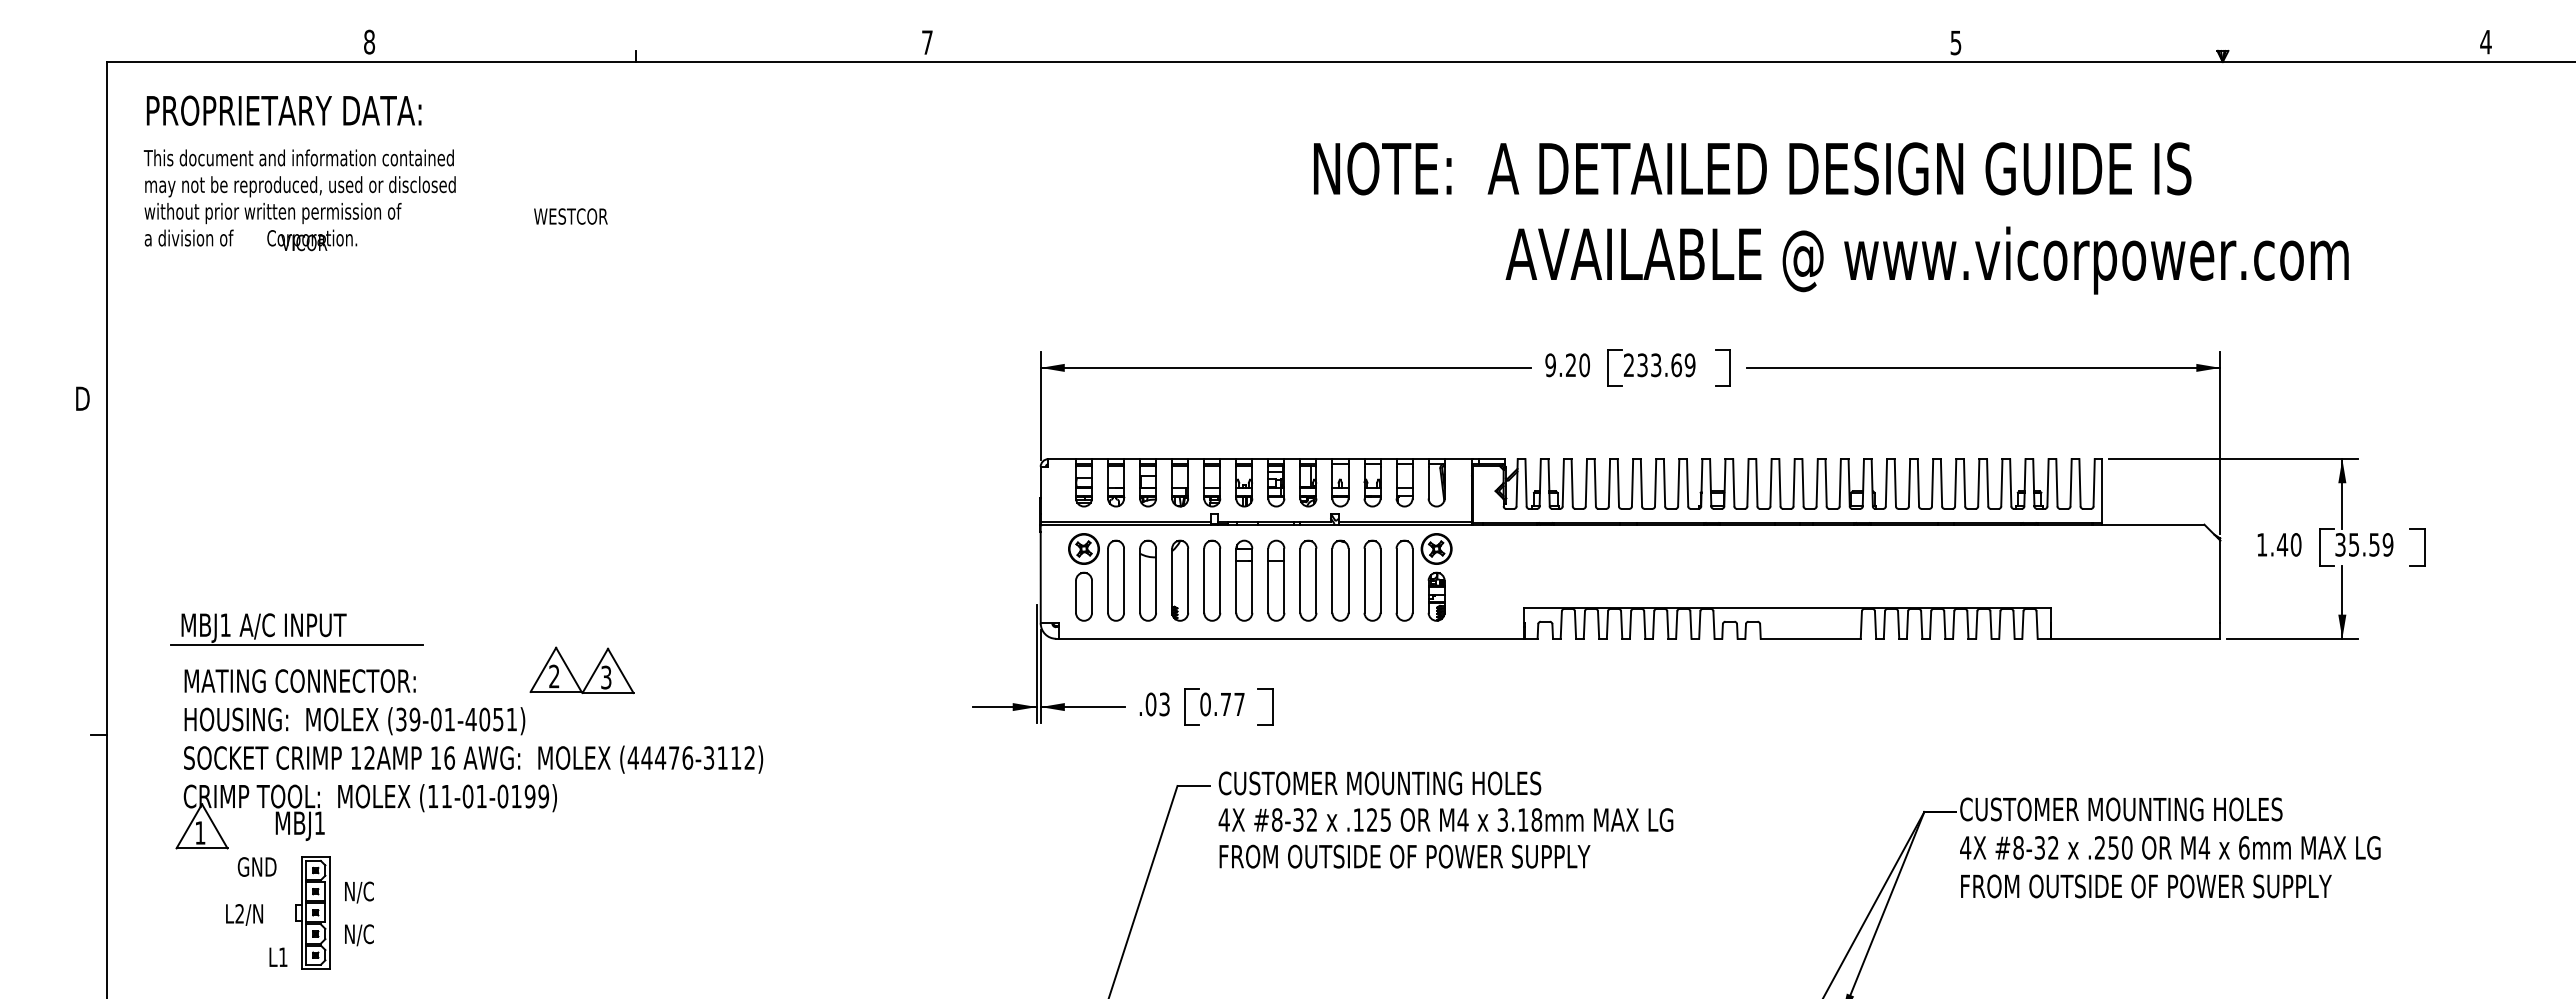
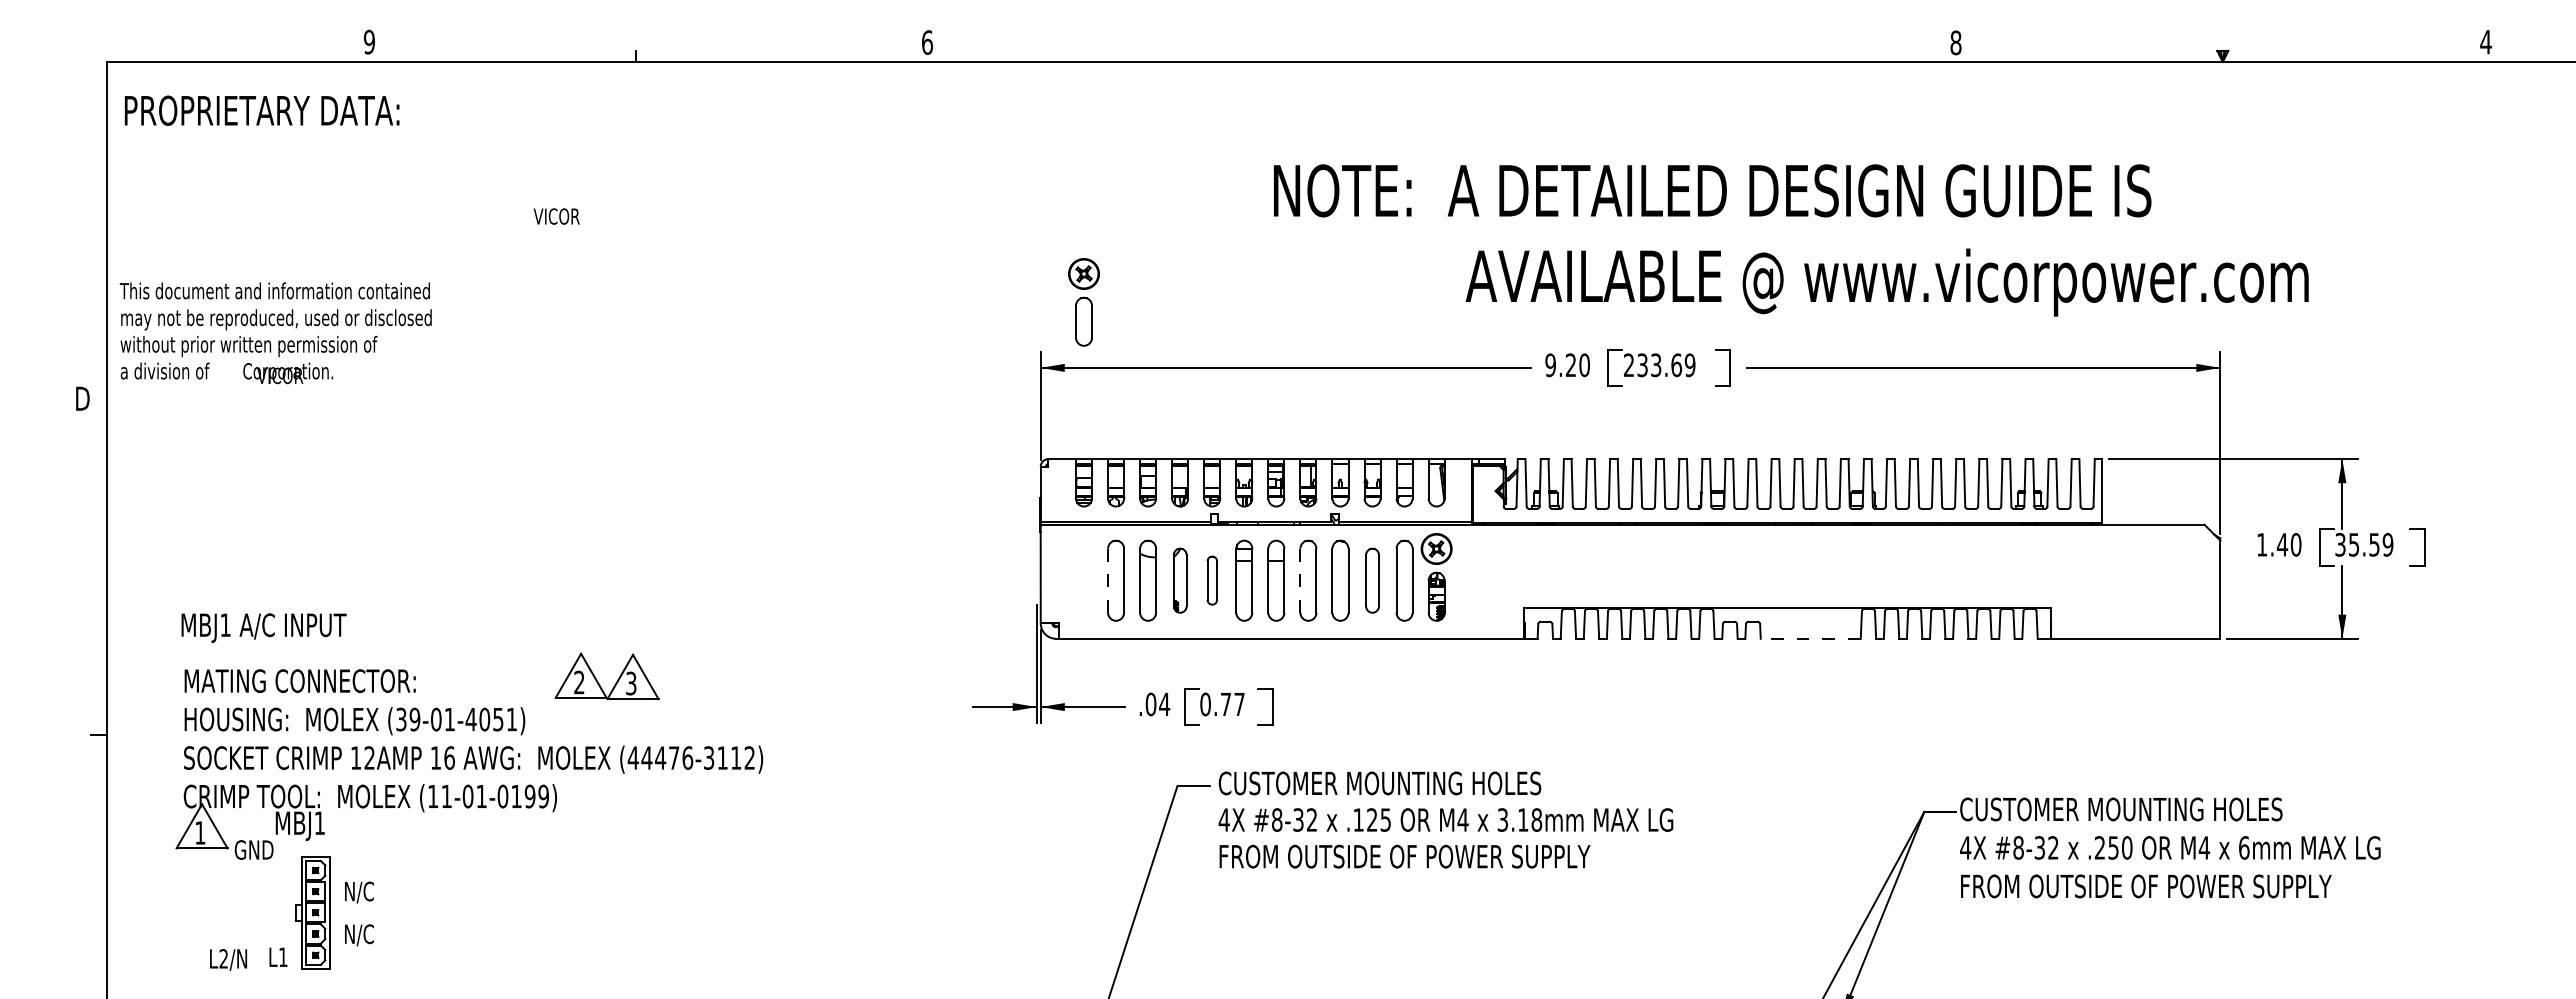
text: 8 -> 9 (369, 41)
text: 7 -> 6 (927, 42)
text: 5 -> 8 (1955, 42)
text position: (283, 110) -> (261, 110) (261, 110)
text position: (299, 200) -> (275, 333) (275, 333)
text: WESTCOR -> VICOR (570, 216)
text position: (1831, 218) -> (1791, 240) (1791, 240)
part position: (1083, 577) -> (1083, 302) (1083, 302)
part size: 19x83 px -> 15x67 px (1180, 580)
part size: 19x83 px -> 12x51 px (1211, 580)
part size: 19x83 px -> 15x67 px (1372, 580)
line: solid -> dashed (1108, 581)
line: solid -> dashed (1300, 581)
line: solid -> dashed (1810, 638)
line: present -> none (297, 644)
part position: (573, 675) -> (598, 681) (598, 681)
text: .03 -> .04 (1164, 704)
text position: (256, 866) -> (253, 849) (253, 849)
text position: (244, 914) -> (228, 959) (228, 959)
